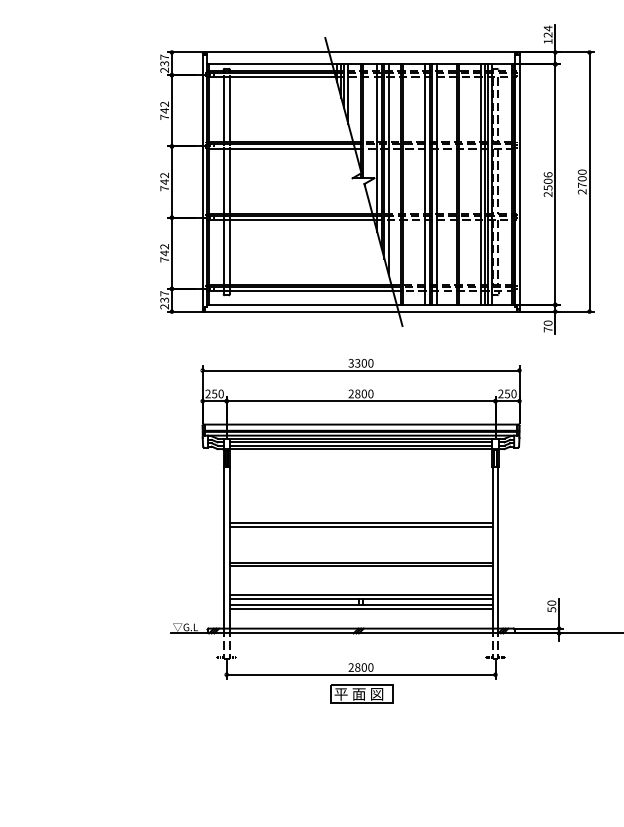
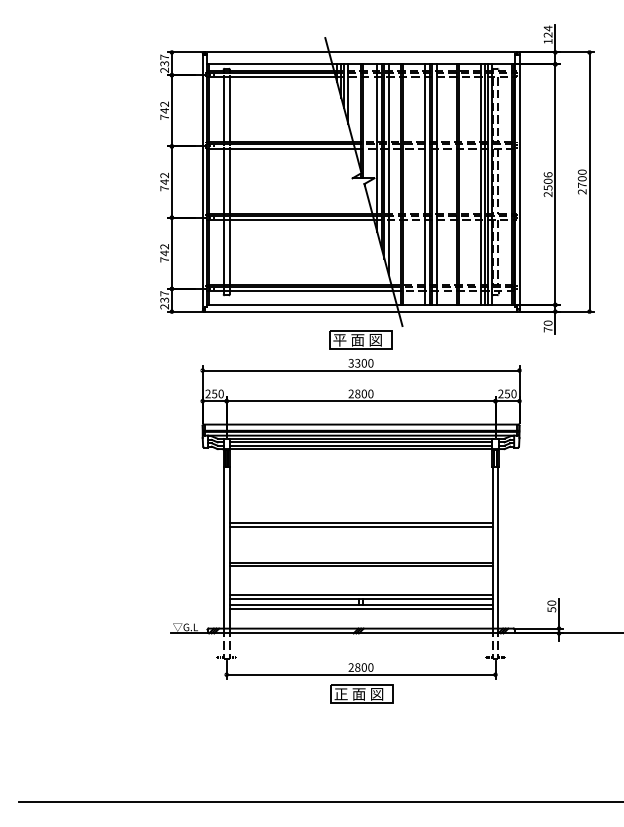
part: none -> present (360, 339)
text: 平 面 図 -> 正 面 図 (340, 694)
line: none -> present (319, 802)
